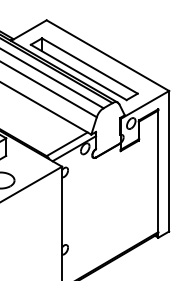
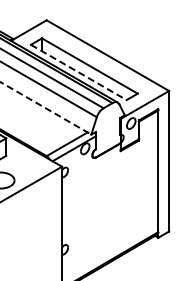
line: solid -> dashed (79, 72)
line: solid -> dashed (46, 108)
